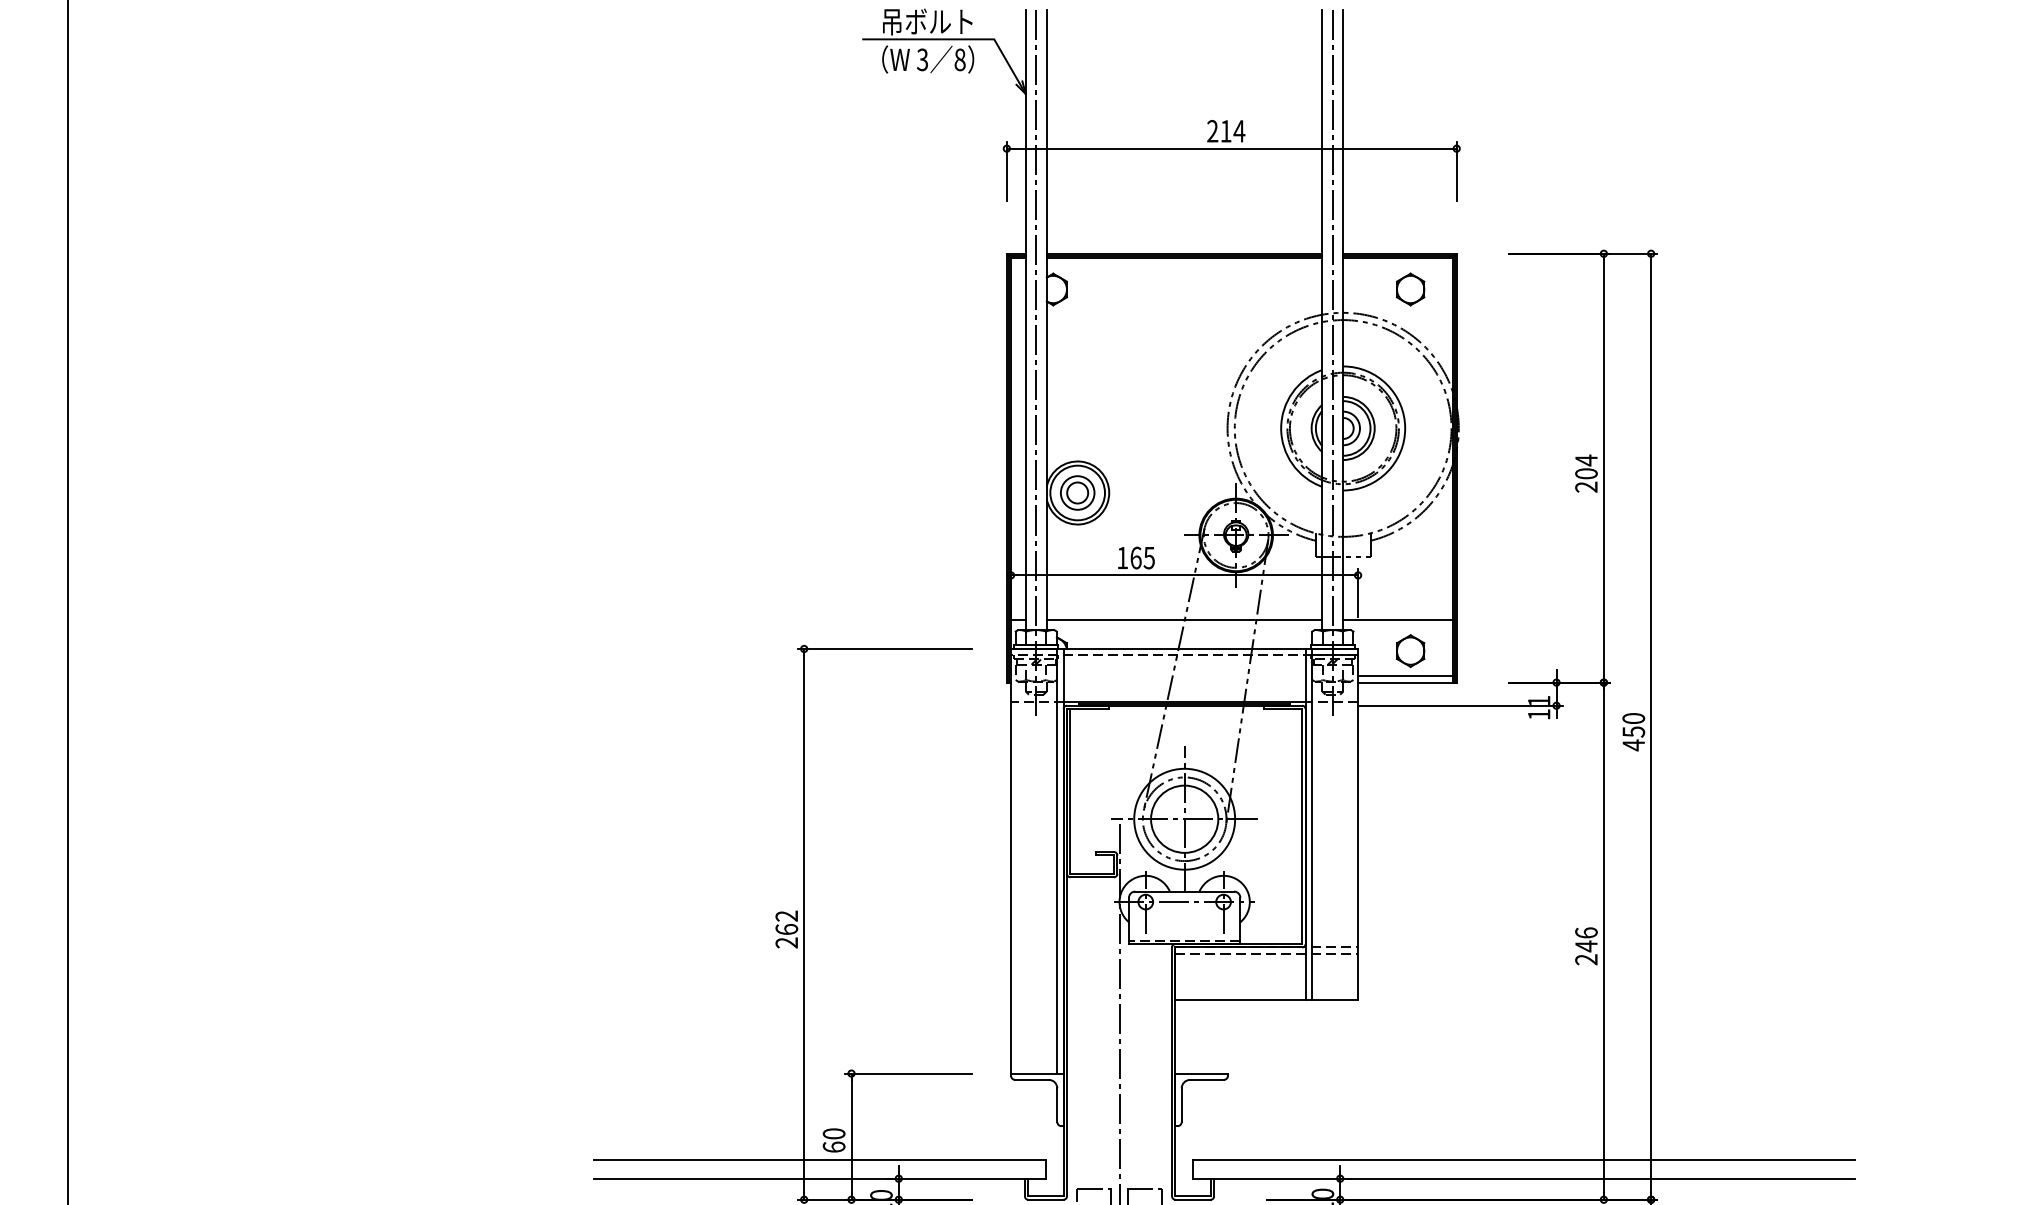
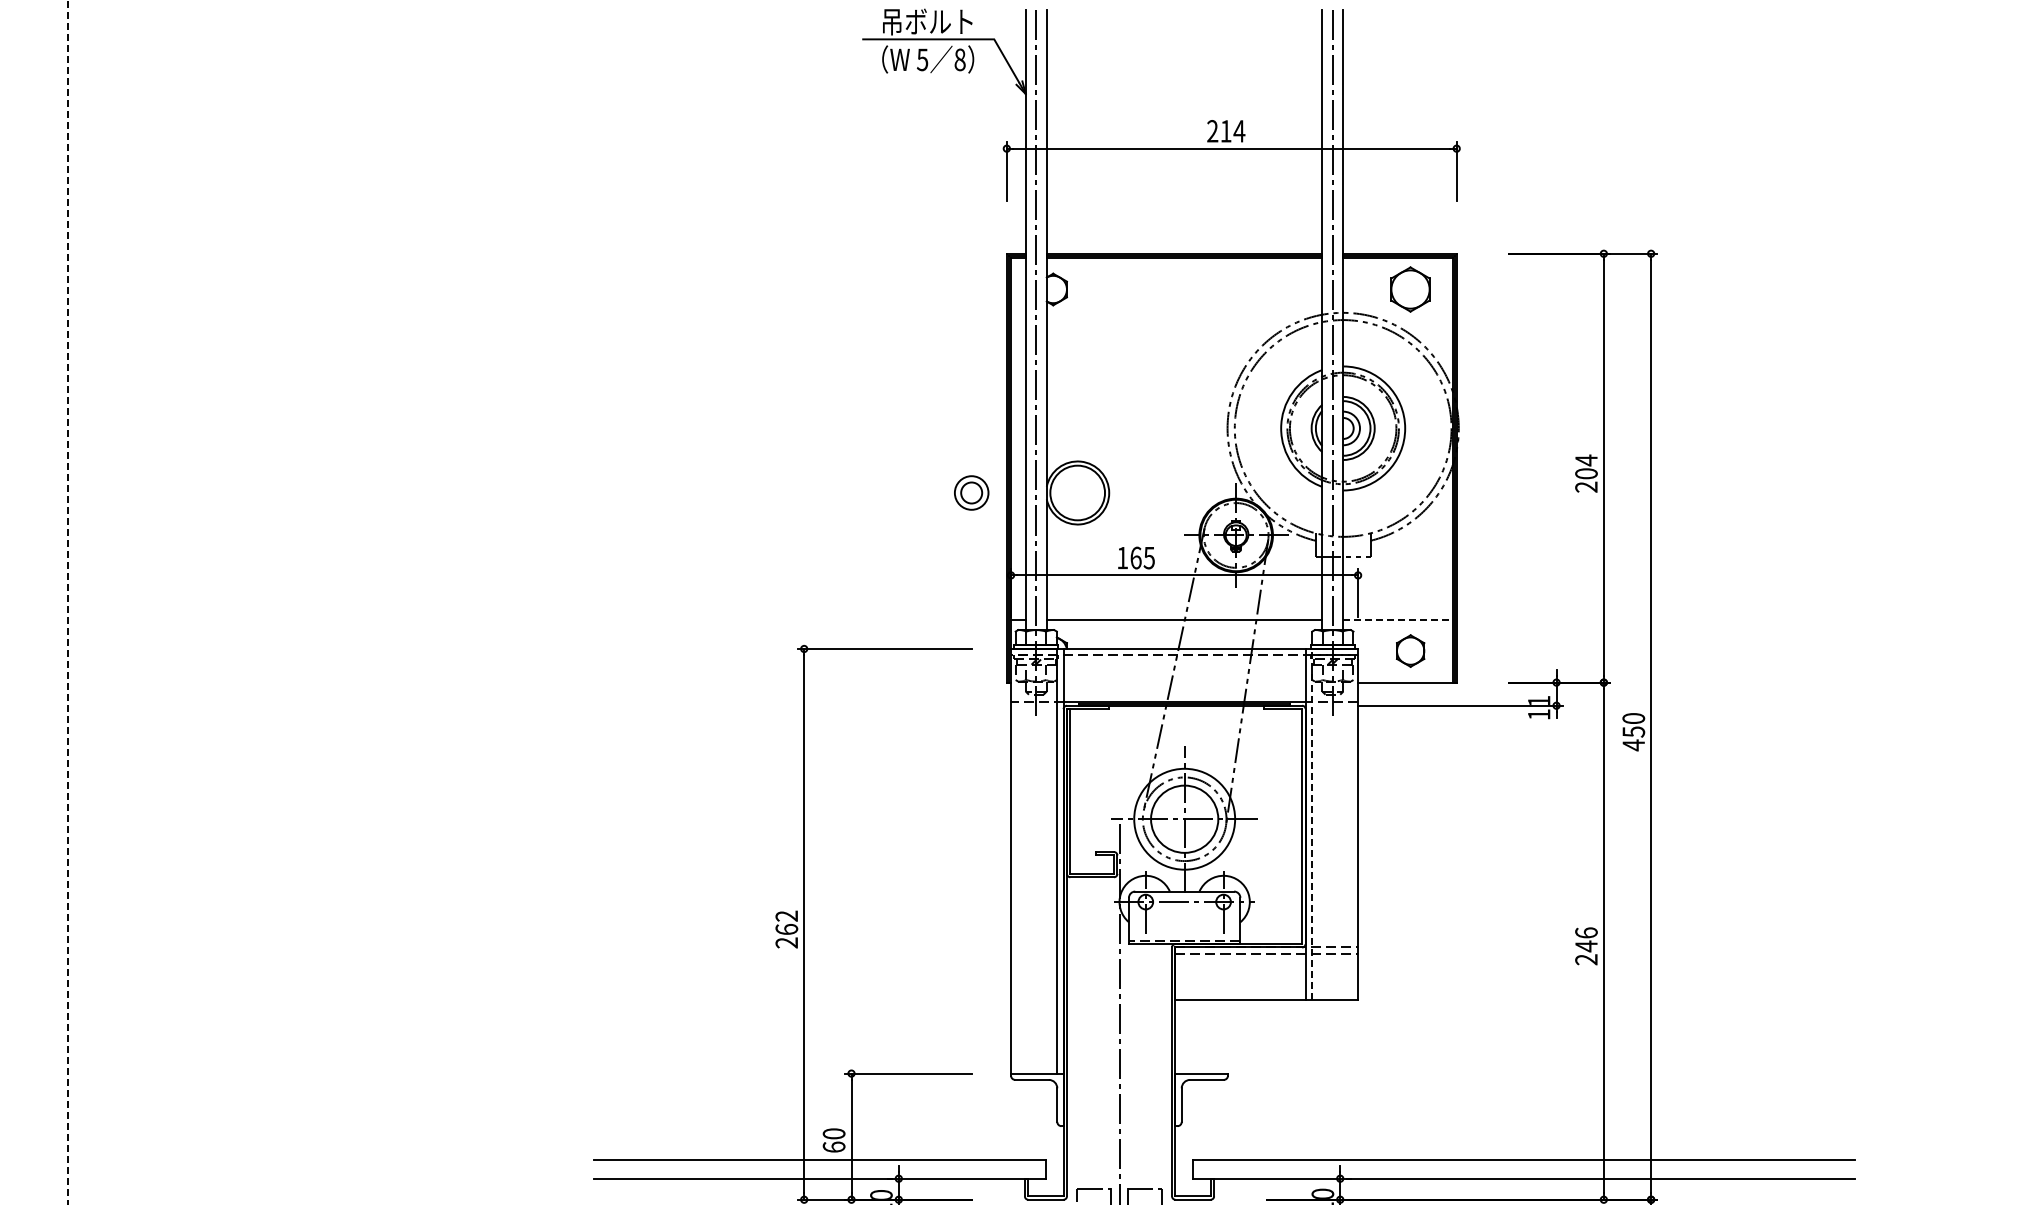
text: 3 -> 5 (922, 59)
part size: 30x35 px -> 41x47 px (1410, 289)
part position: (1077, 492) -> (971, 492) (971, 492)
line: solid -> dashed (68, 603)
line: solid -> dashed (1398, 619)
line: present -> none (1405, 675)
line: solid -> dashed (1311, 824)
